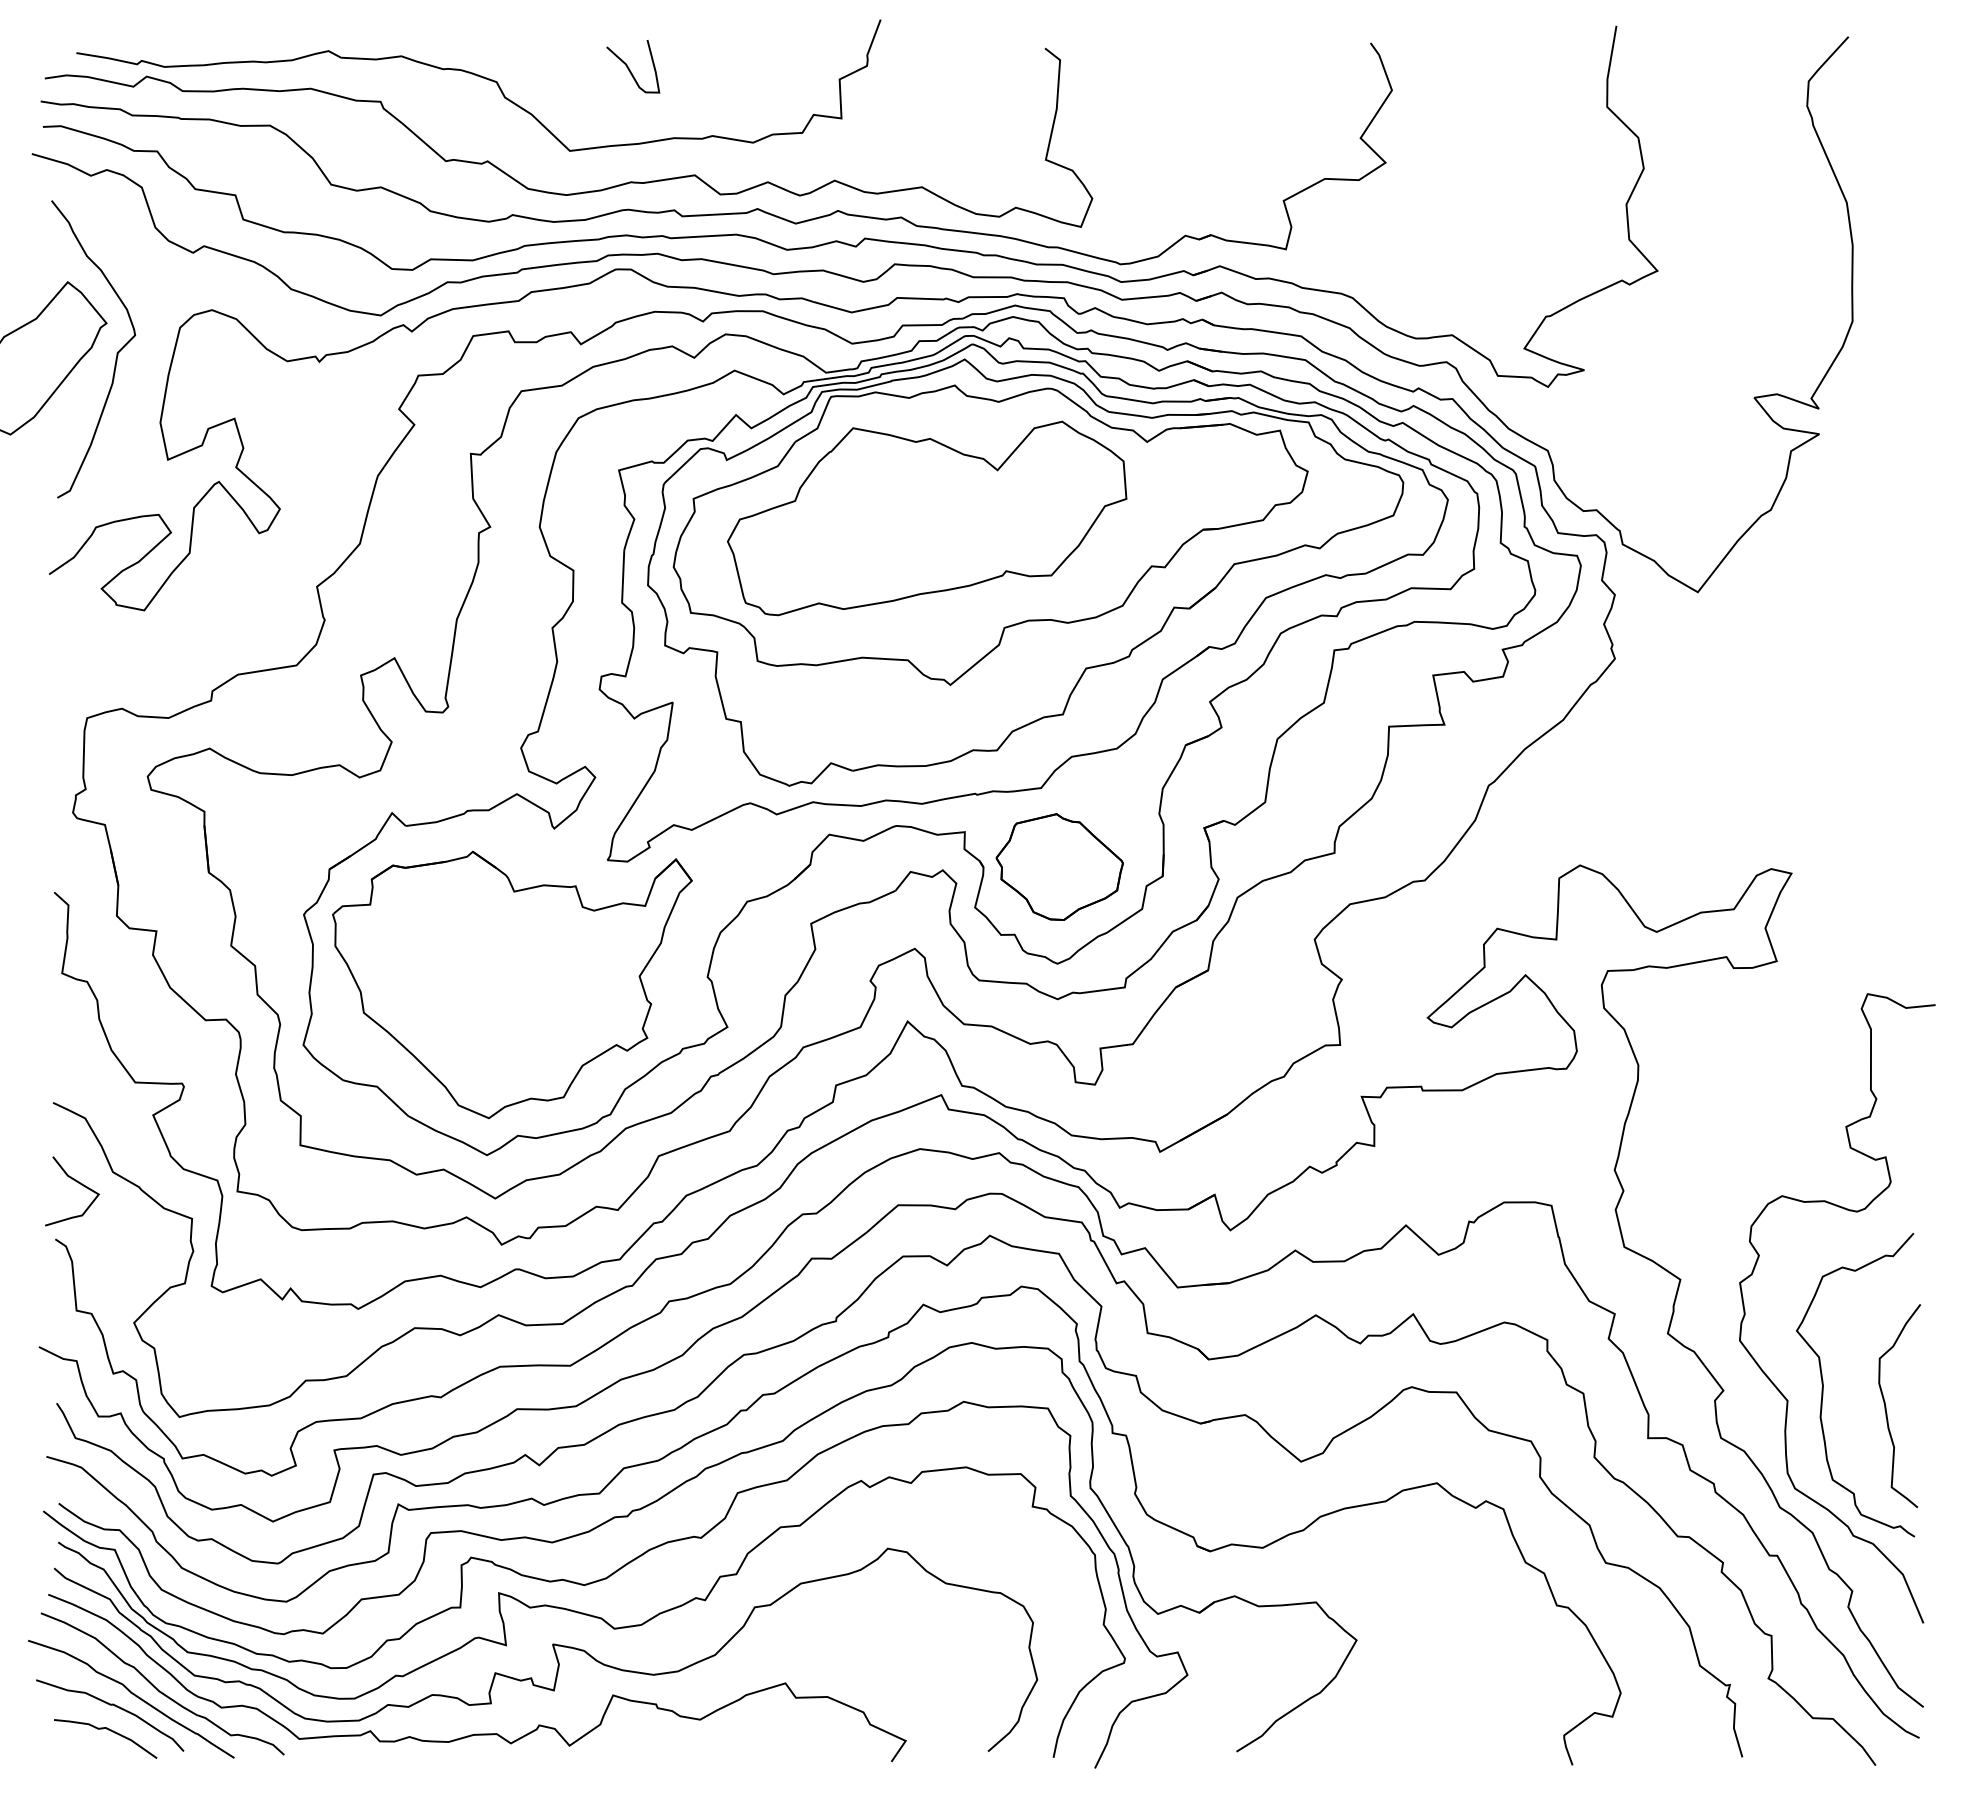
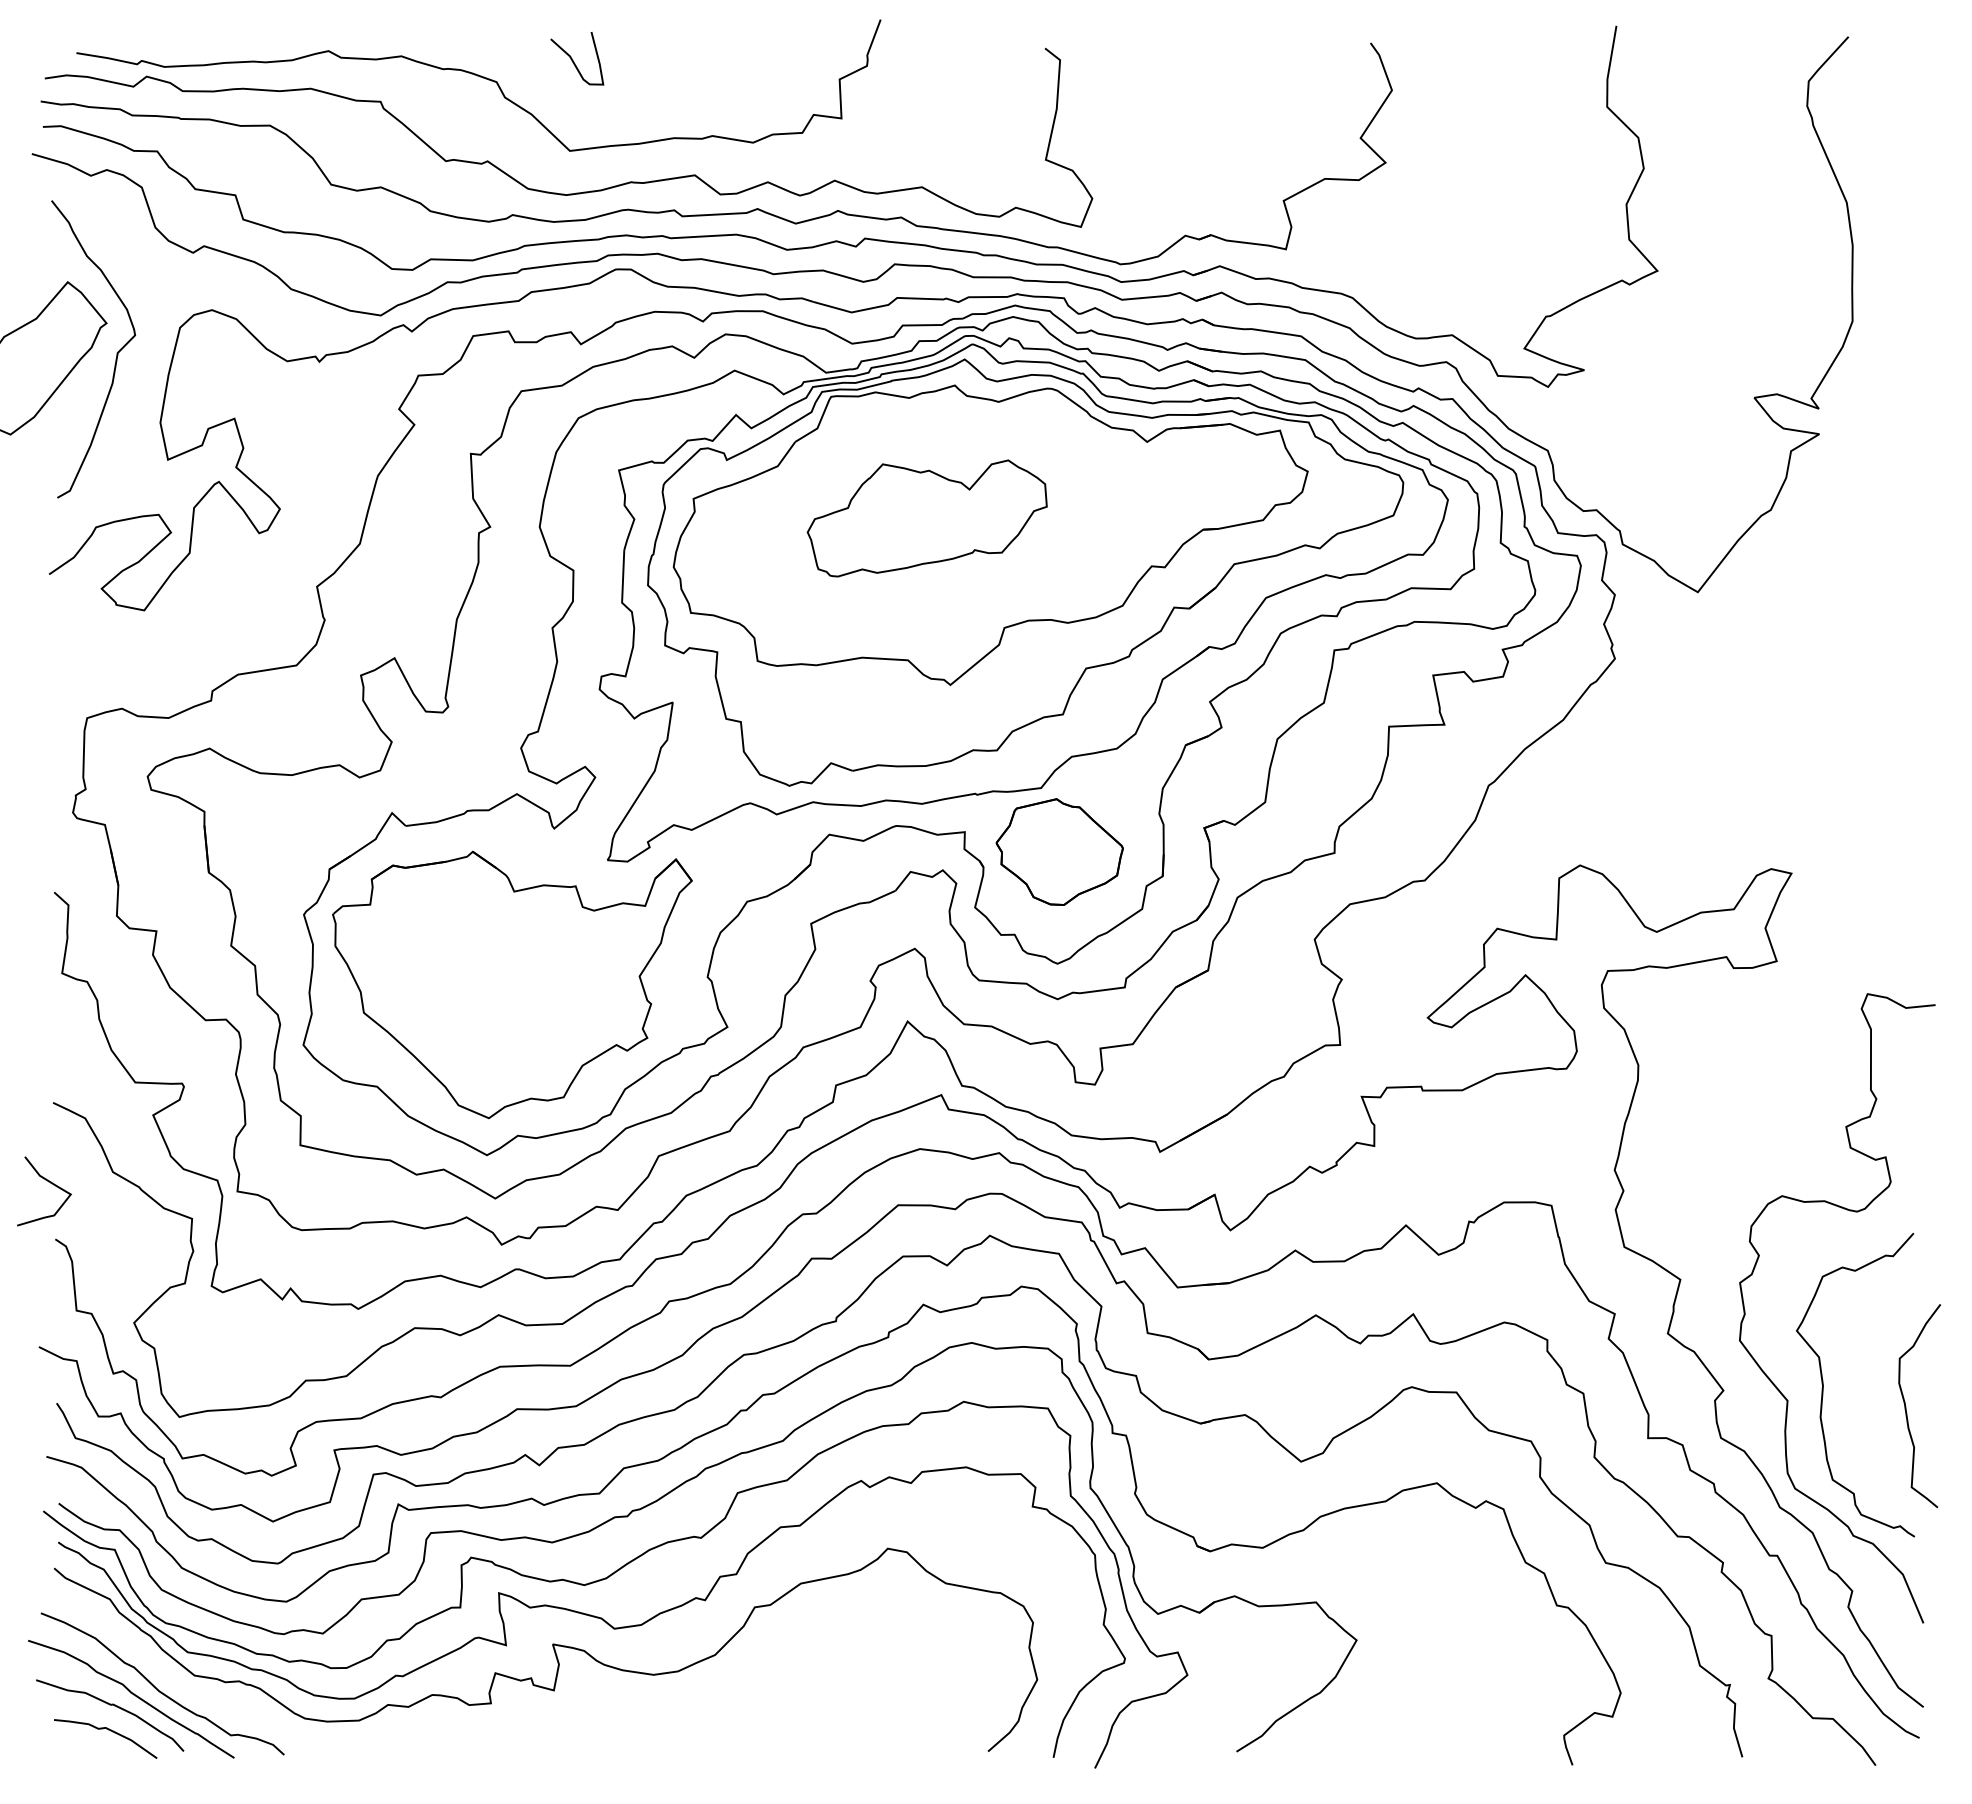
curve position: (630, 69) -> (574, 61) (574, 61)
part size: 401x197 px -> 242x119 px (926, 518)
part position: (1059, 866) -> (1059, 851) (1059, 851)
curve position: (76, 1182) -> (48, 1182) (48, 1182)
curve position: (1886, 1406) -> (1906, 1406) (1906, 1406)
curve: present -> none (477, 1733)
